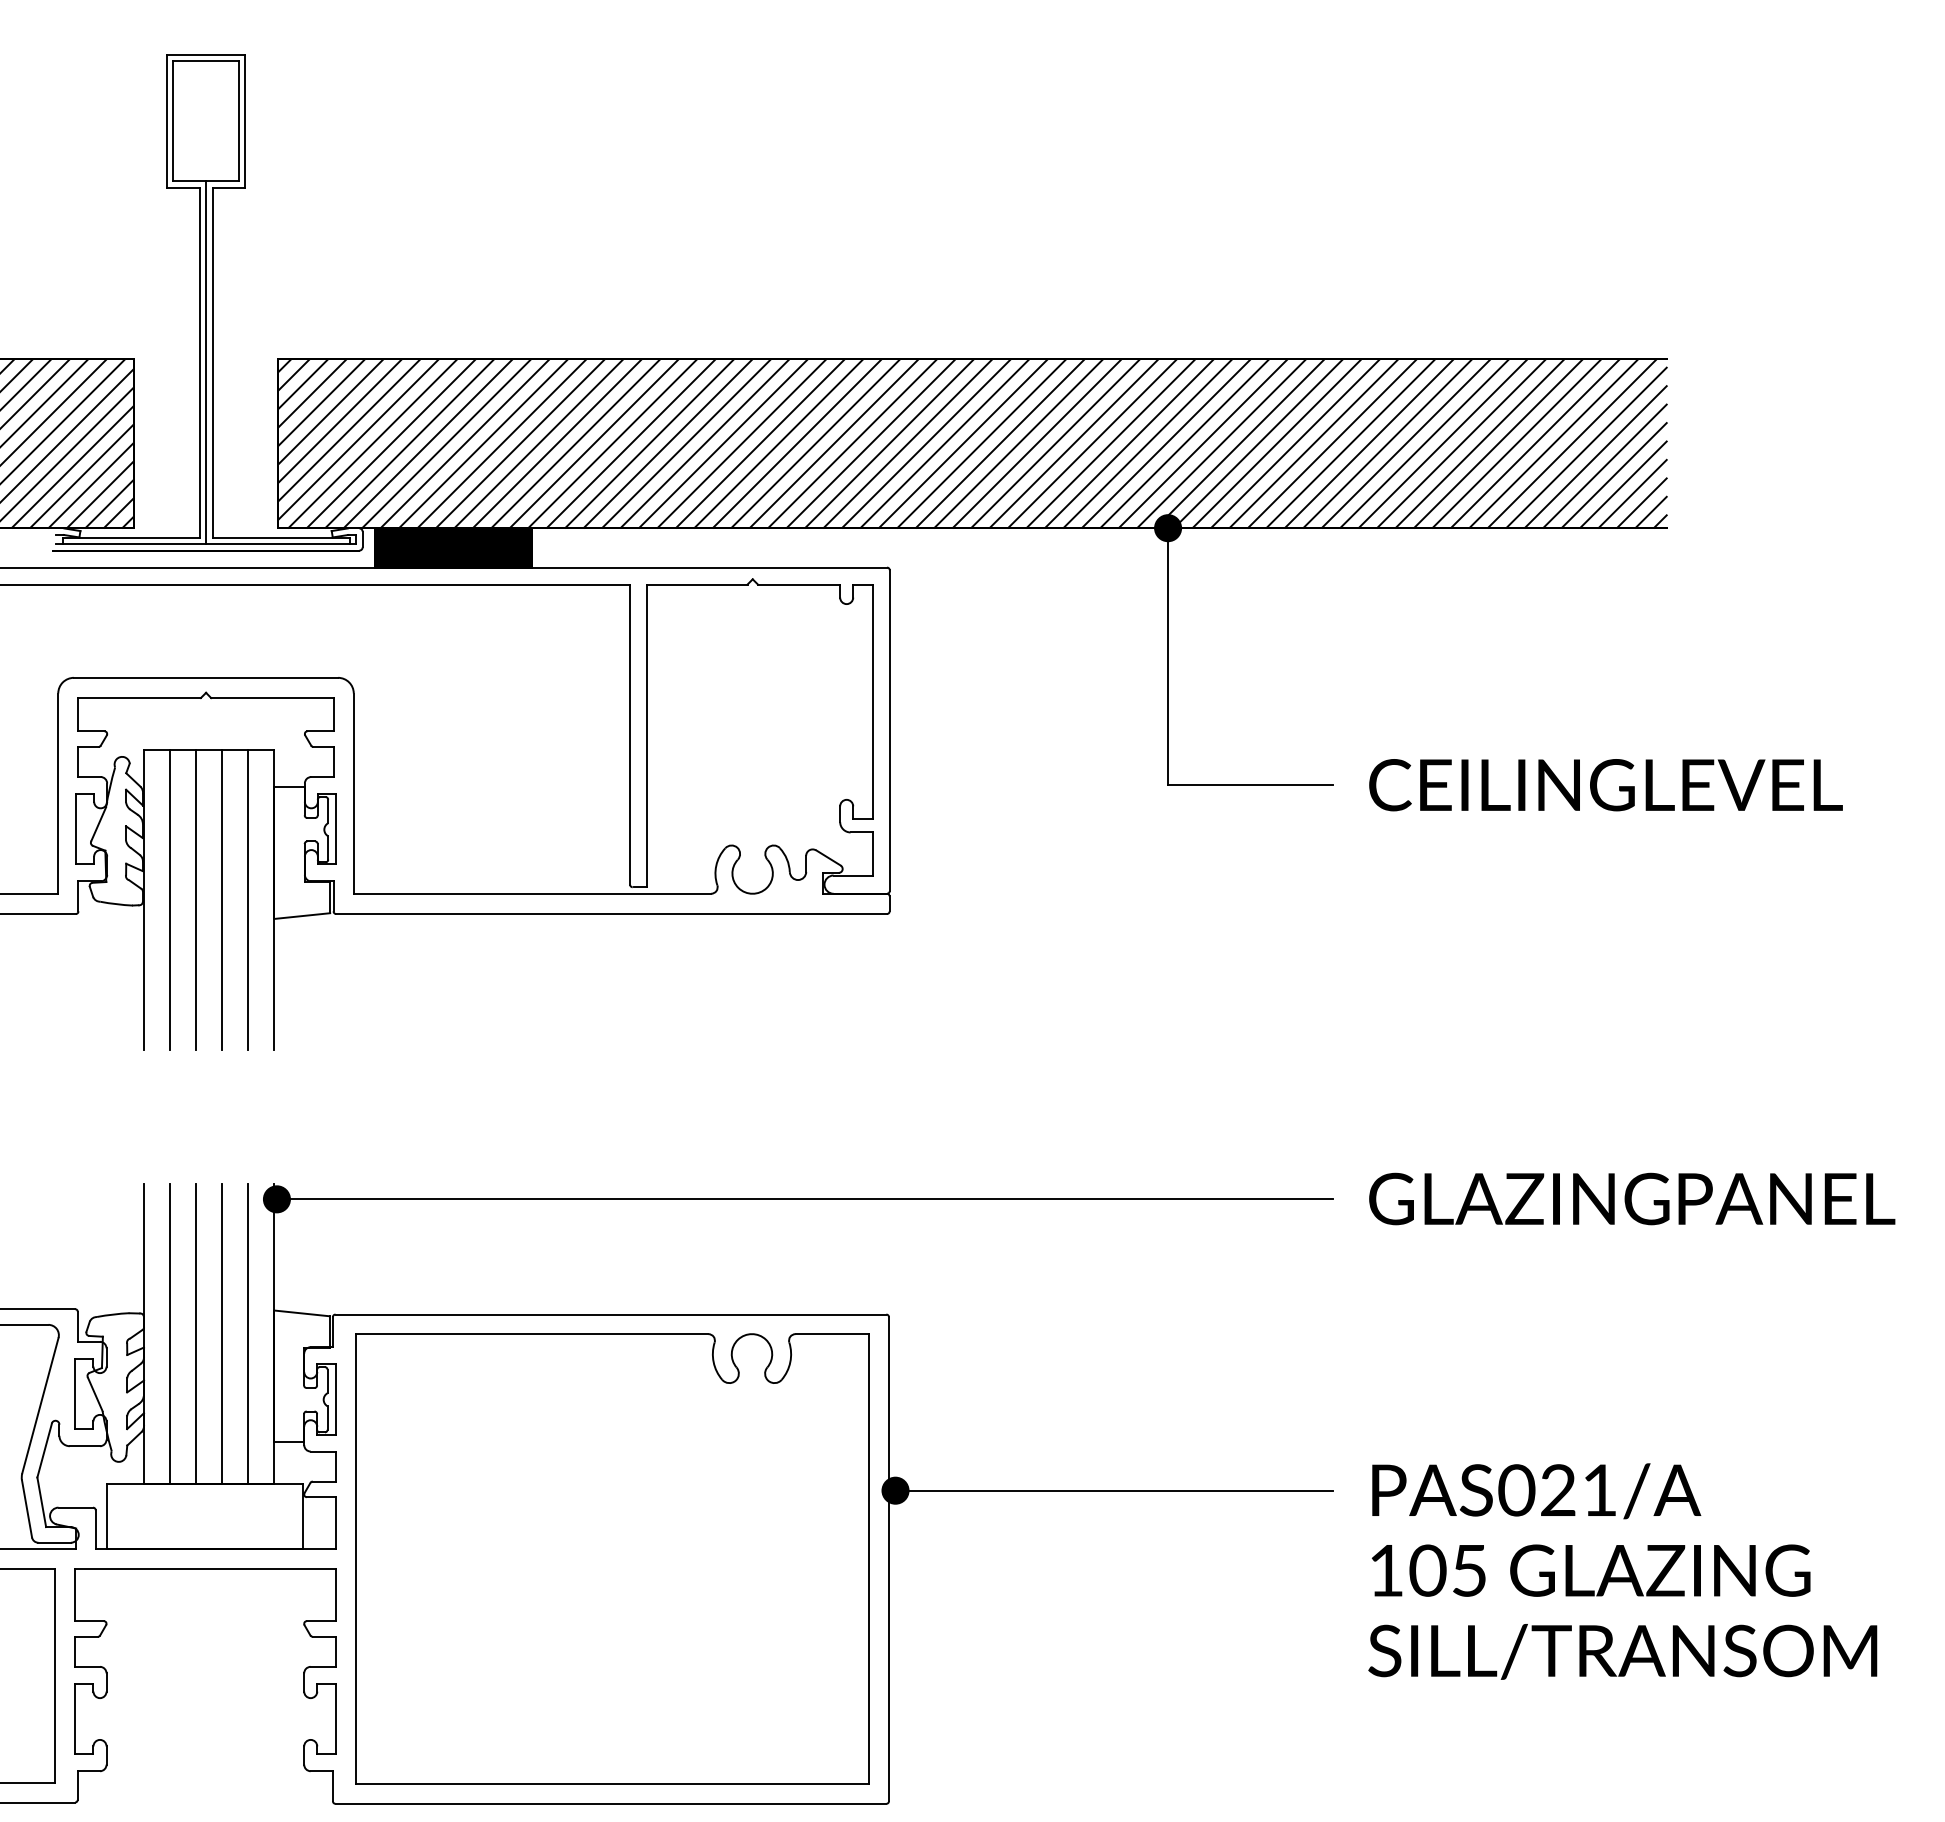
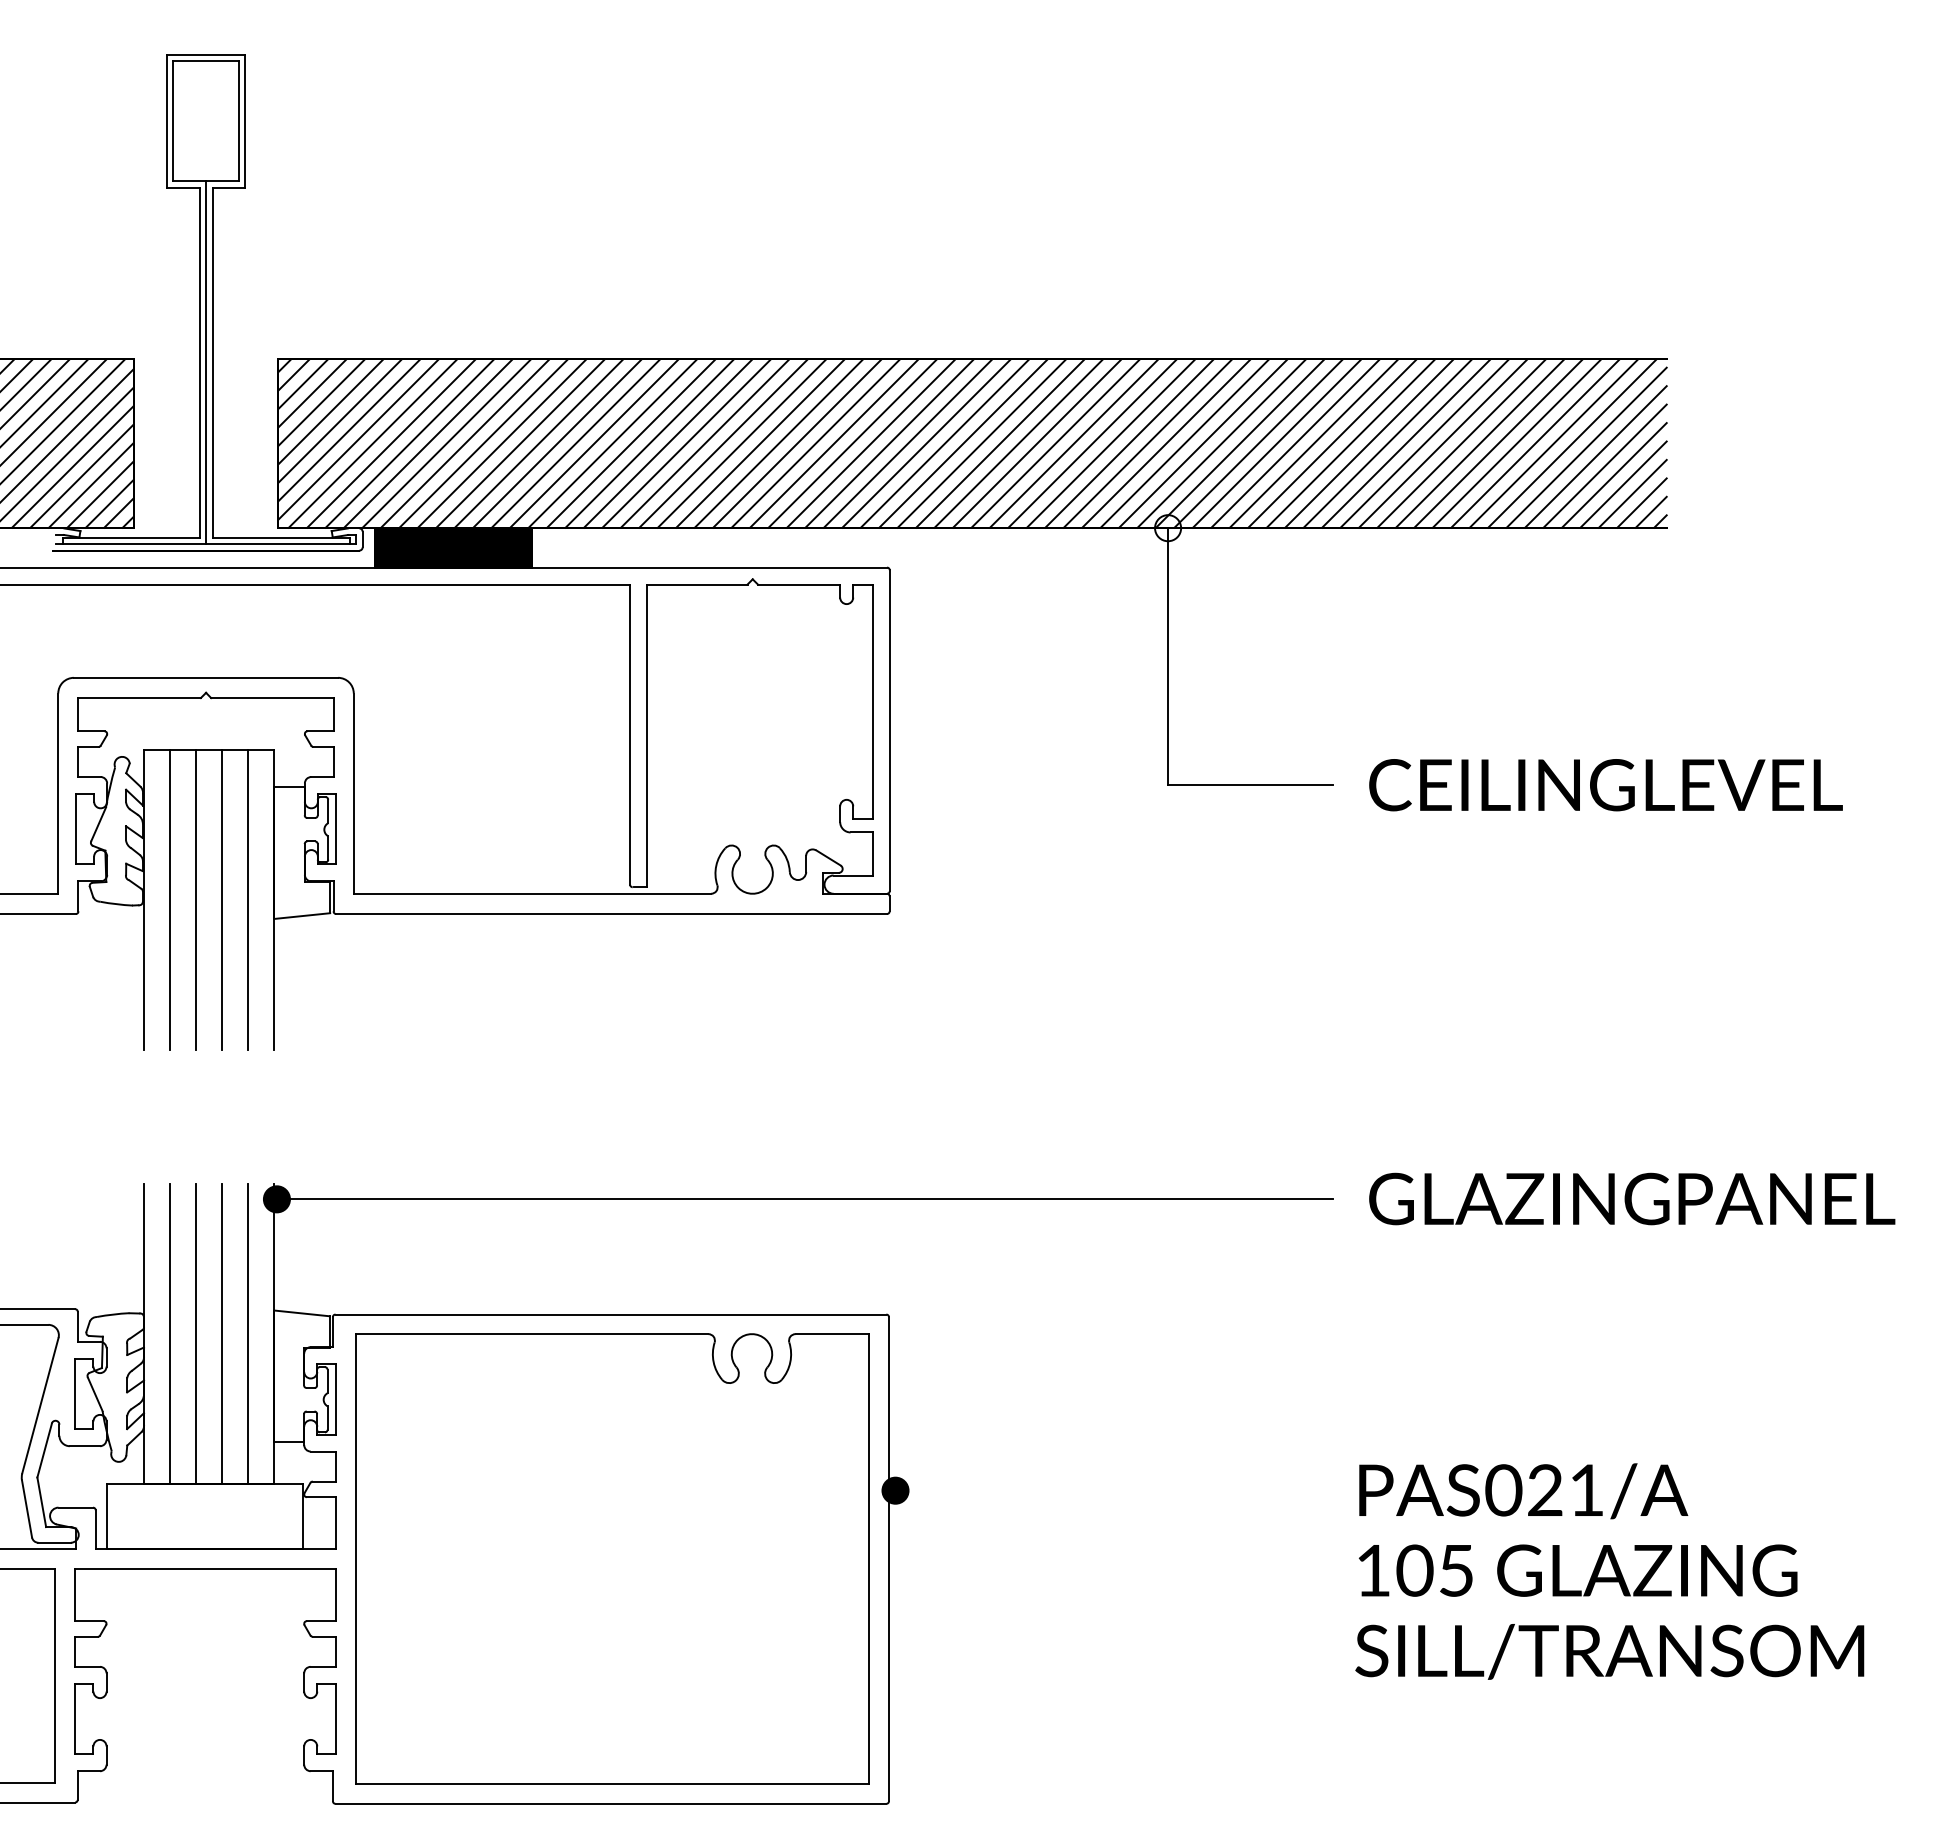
fill: present -> none (1168, 528)
line: present -> none (1114, 1490)
text position: (1622, 1571) -> (1609, 1571) (1609, 1571)
